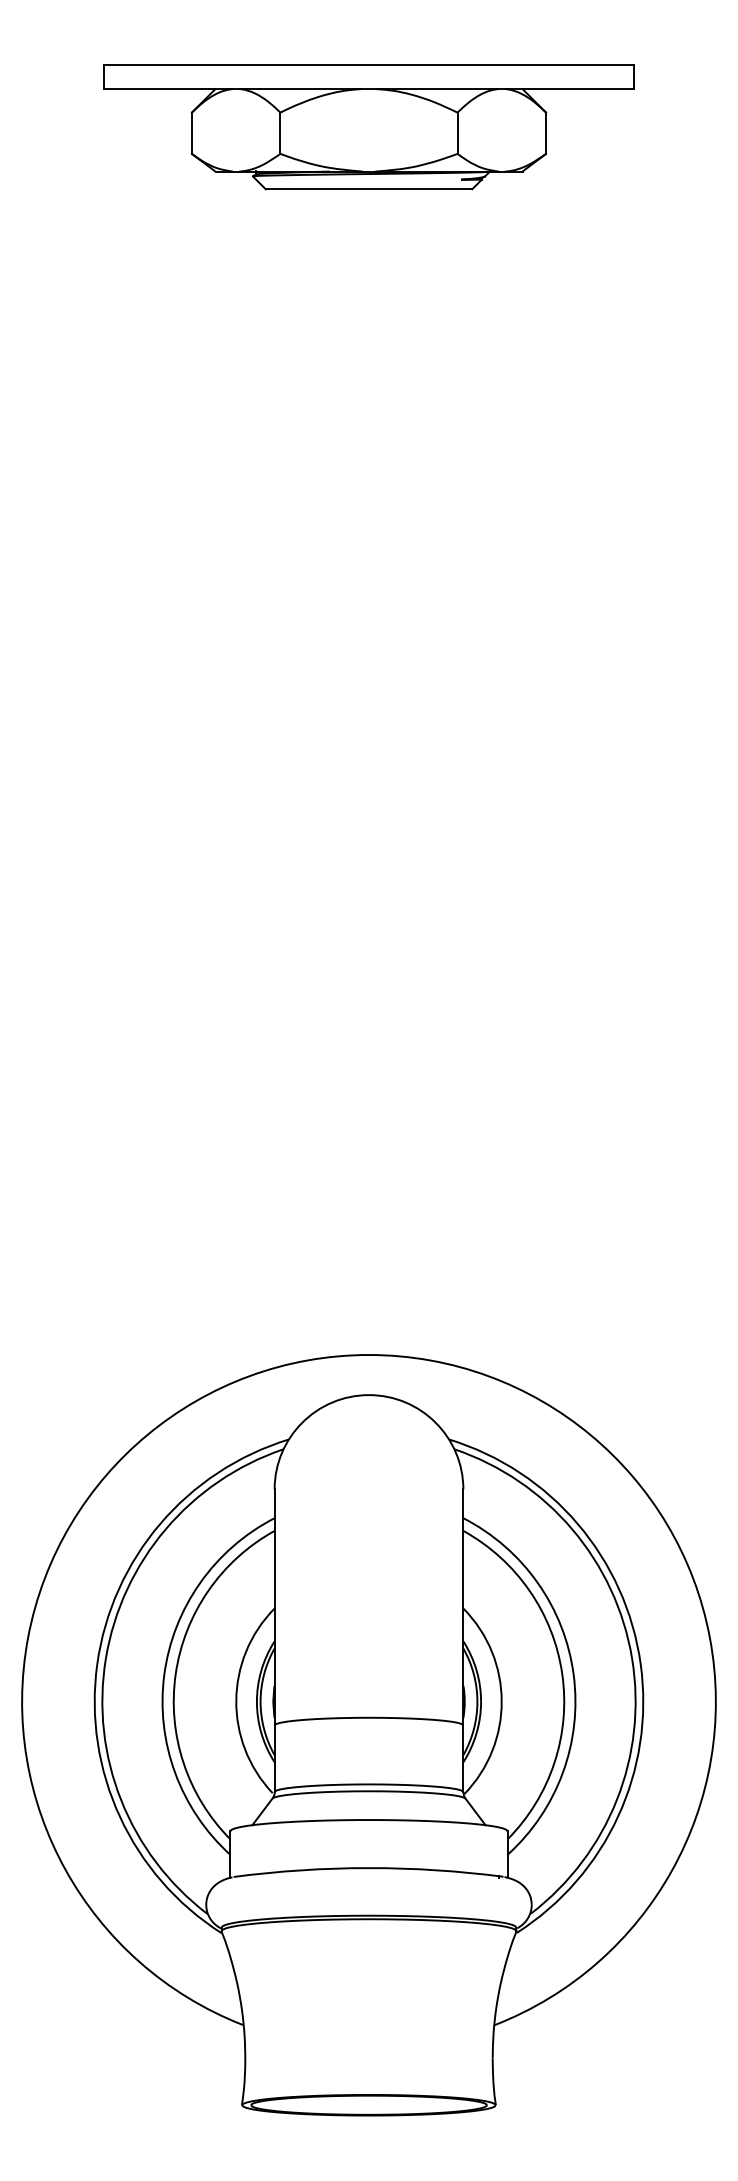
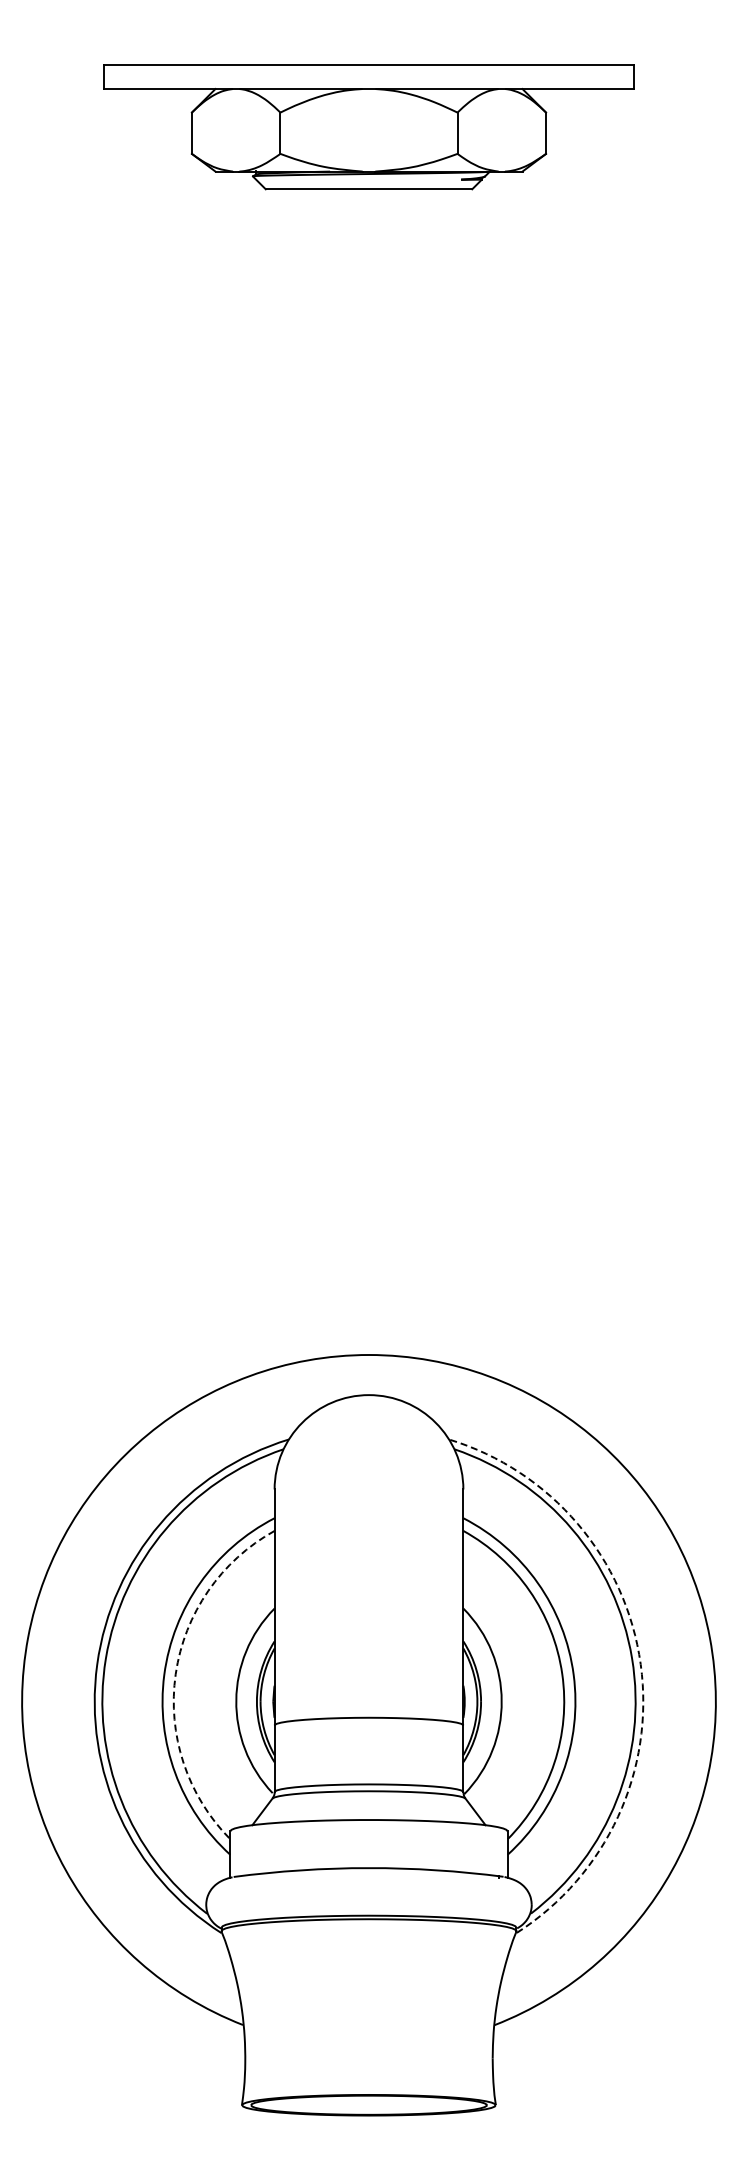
arc: solid -> dashed (640, 1664)
arc: solid -> dashed (175, 1674)
